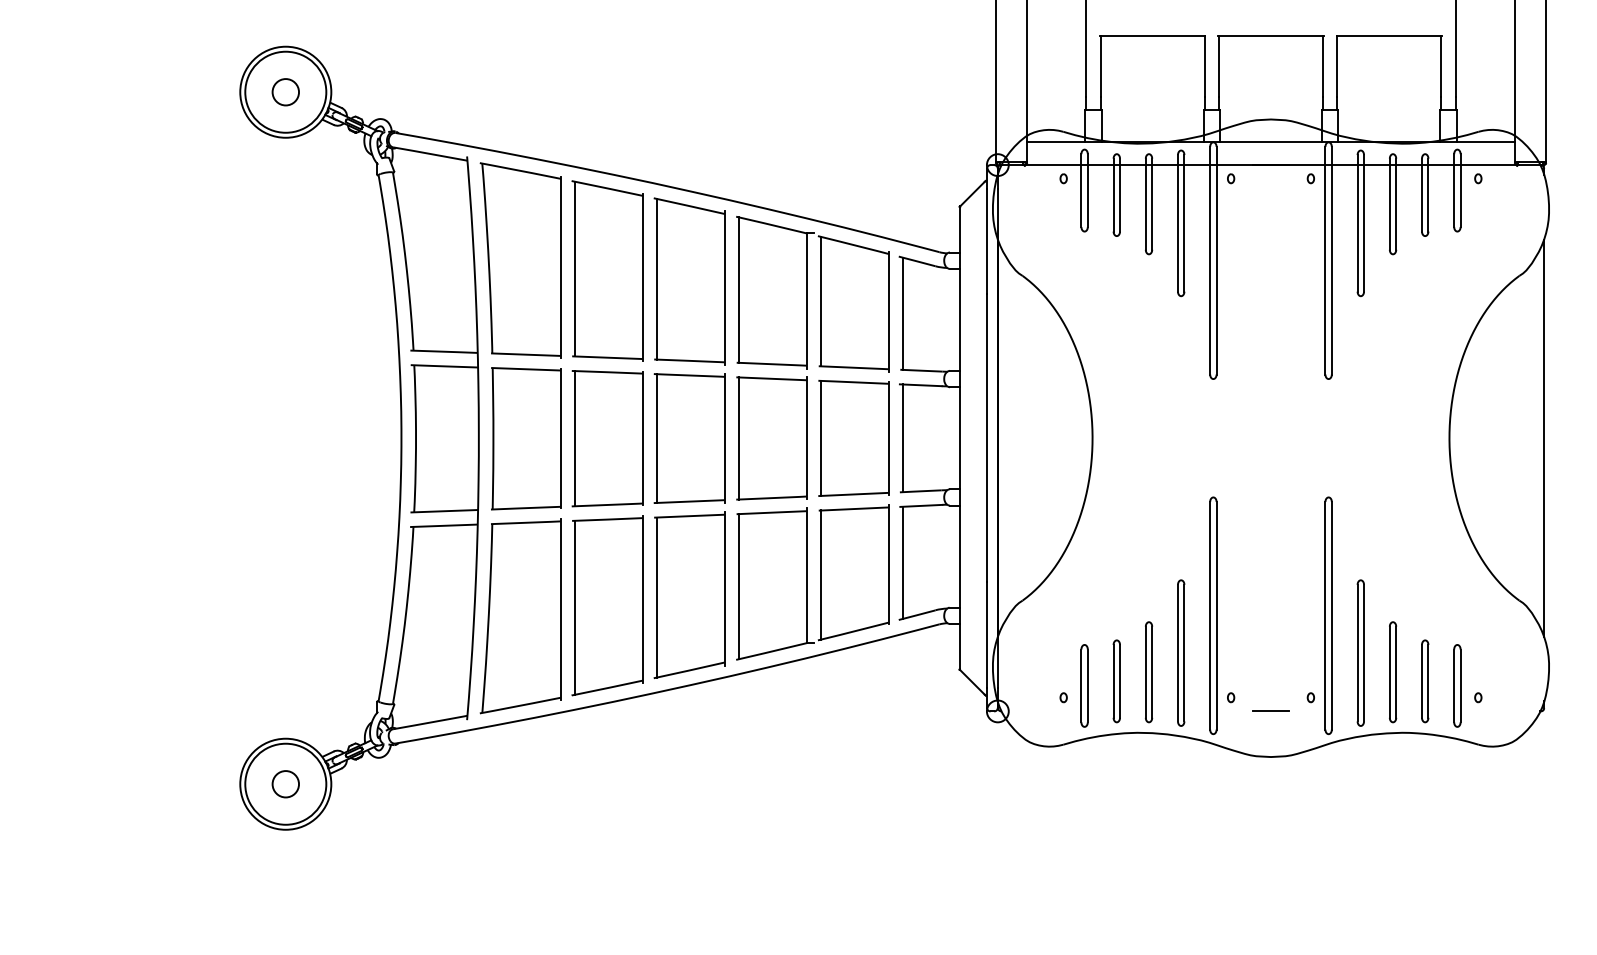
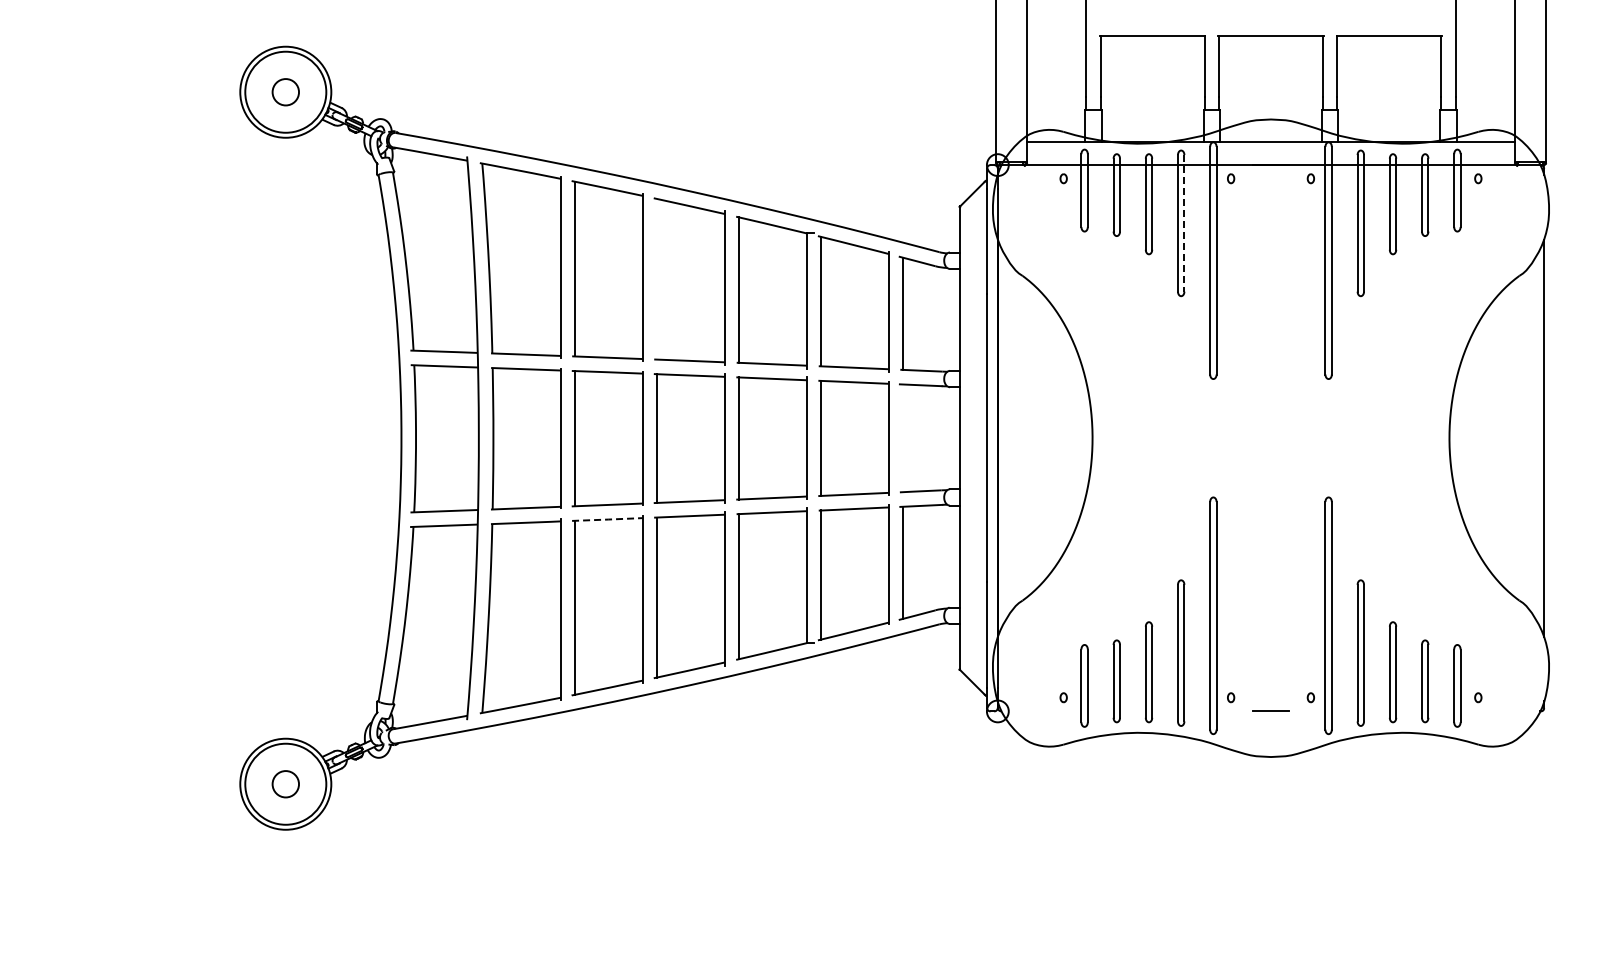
line: solid -> dashed (1184, 223)
line: present -> none (657, 279)
line: present -> none (903, 438)
line: solid -> dashed (608, 519)
